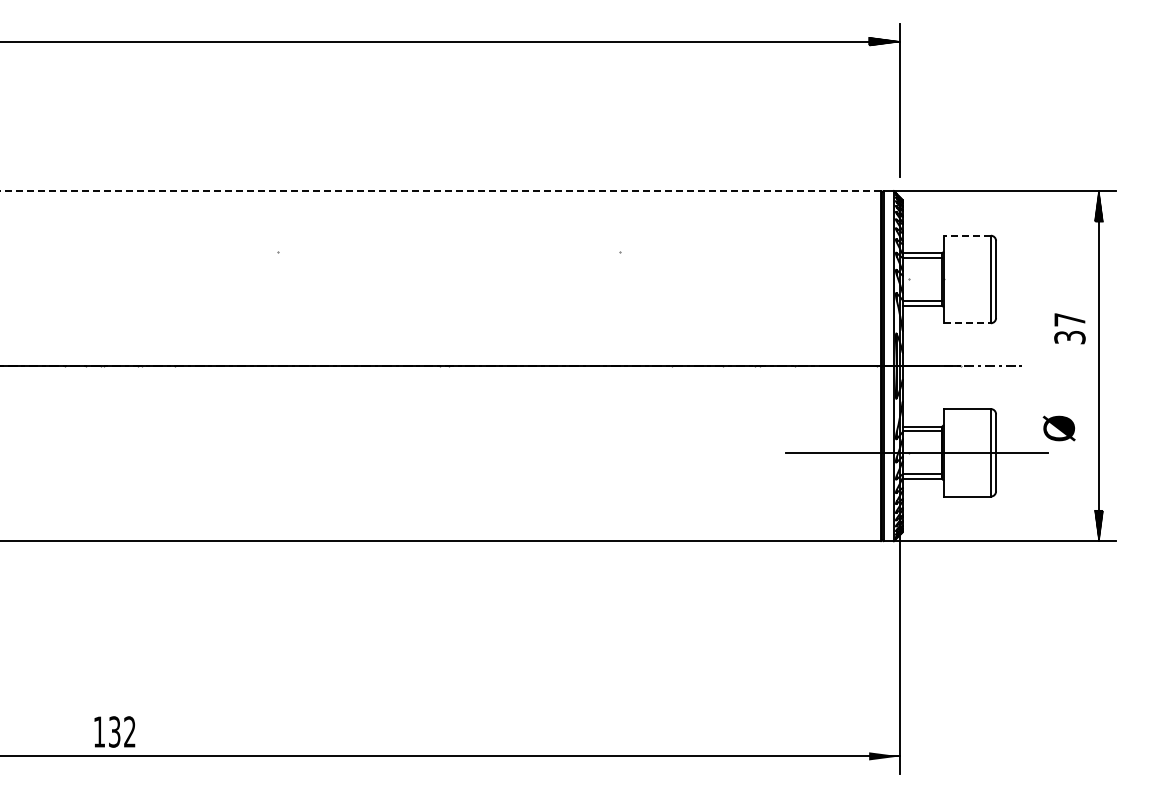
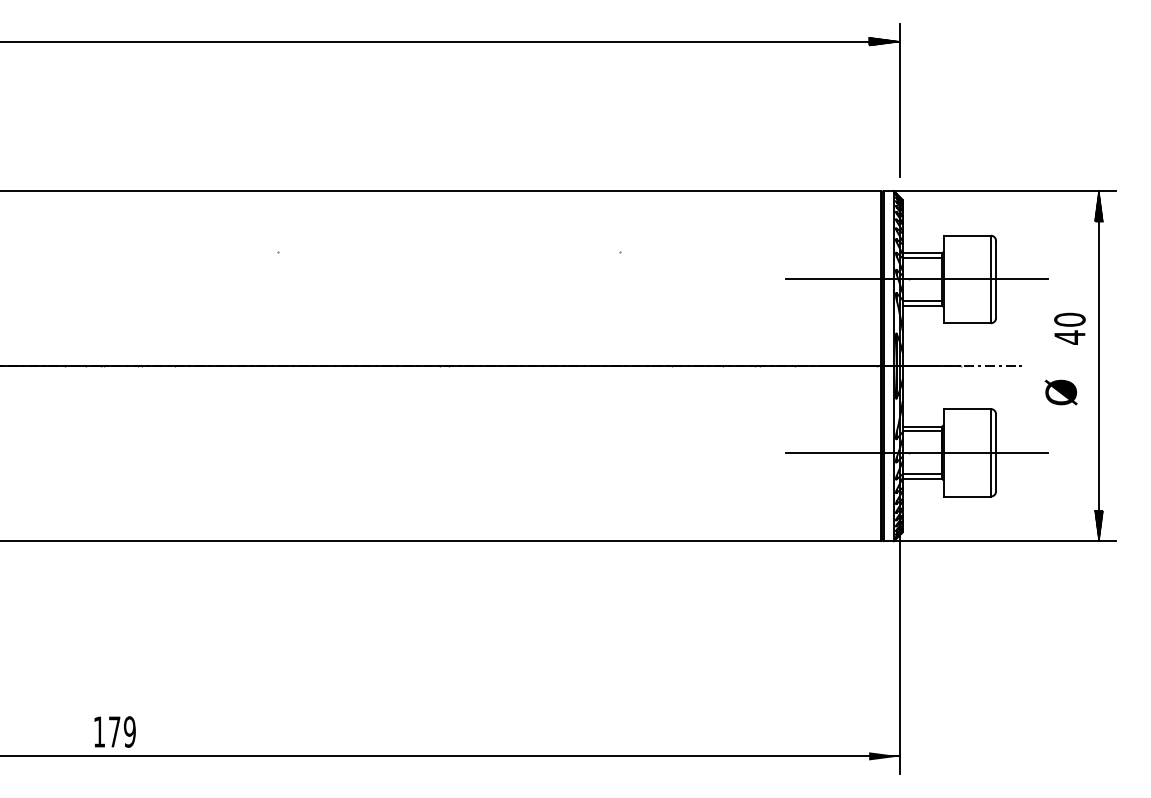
line: dashed -> solid (440, 191)
line: dashed -> solid (967, 235)
line: none -> present (916, 279)
line: dashed -> solid (967, 323)
text: 37 -> 40 (1069, 328)
text position: (1058, 428) -> (1060, 392) (1060, 392)
text: 132 -> 179 (122, 731)
